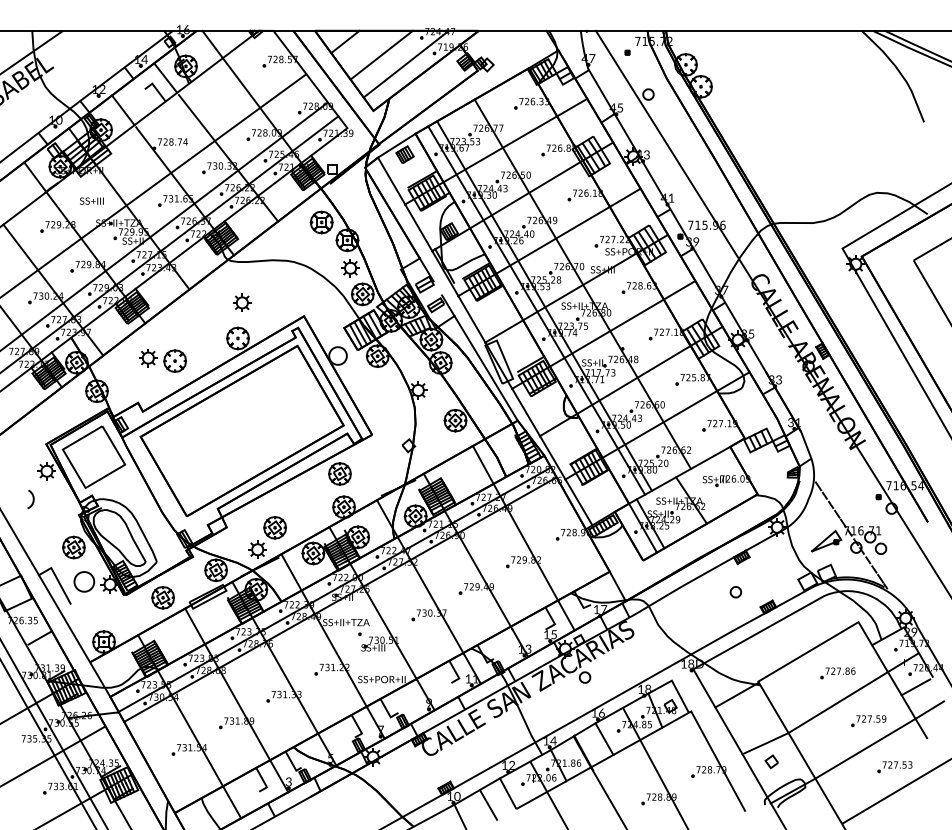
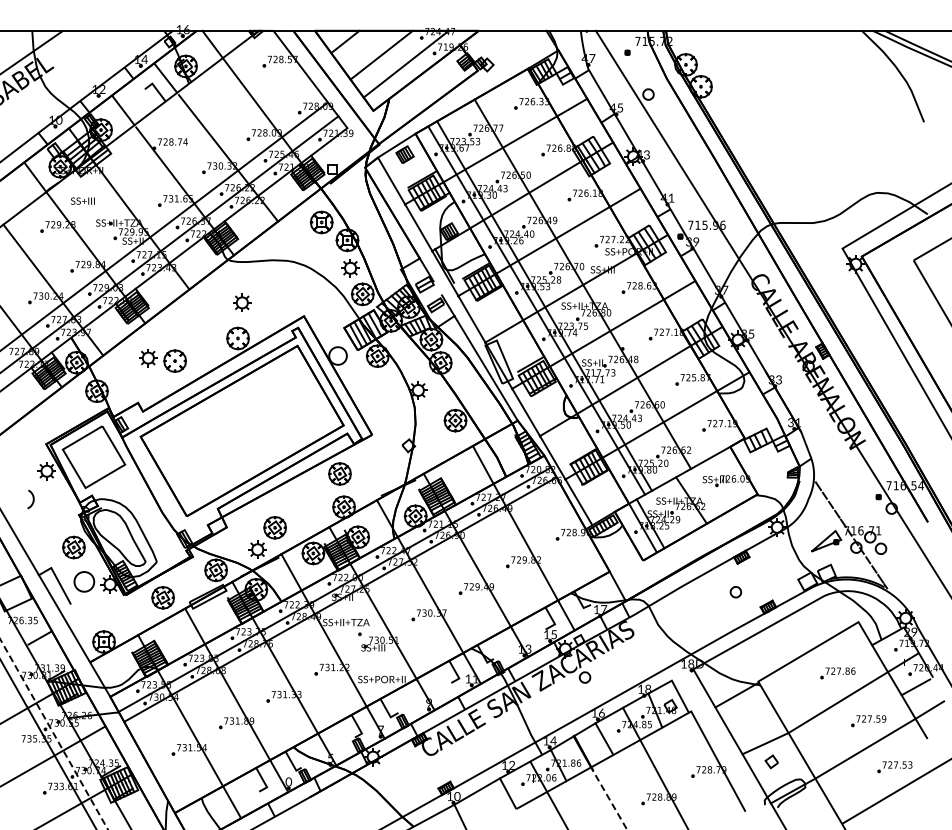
line: present -> none (154, 185)
text position: (91, 200) -> (82, 200) (82, 200)
line: solid -> dashed (54, 734)
text: 3 -> 0 (288, 782)
line: solid -> dashed (609, 798)
line: present -> none (488, 804)
